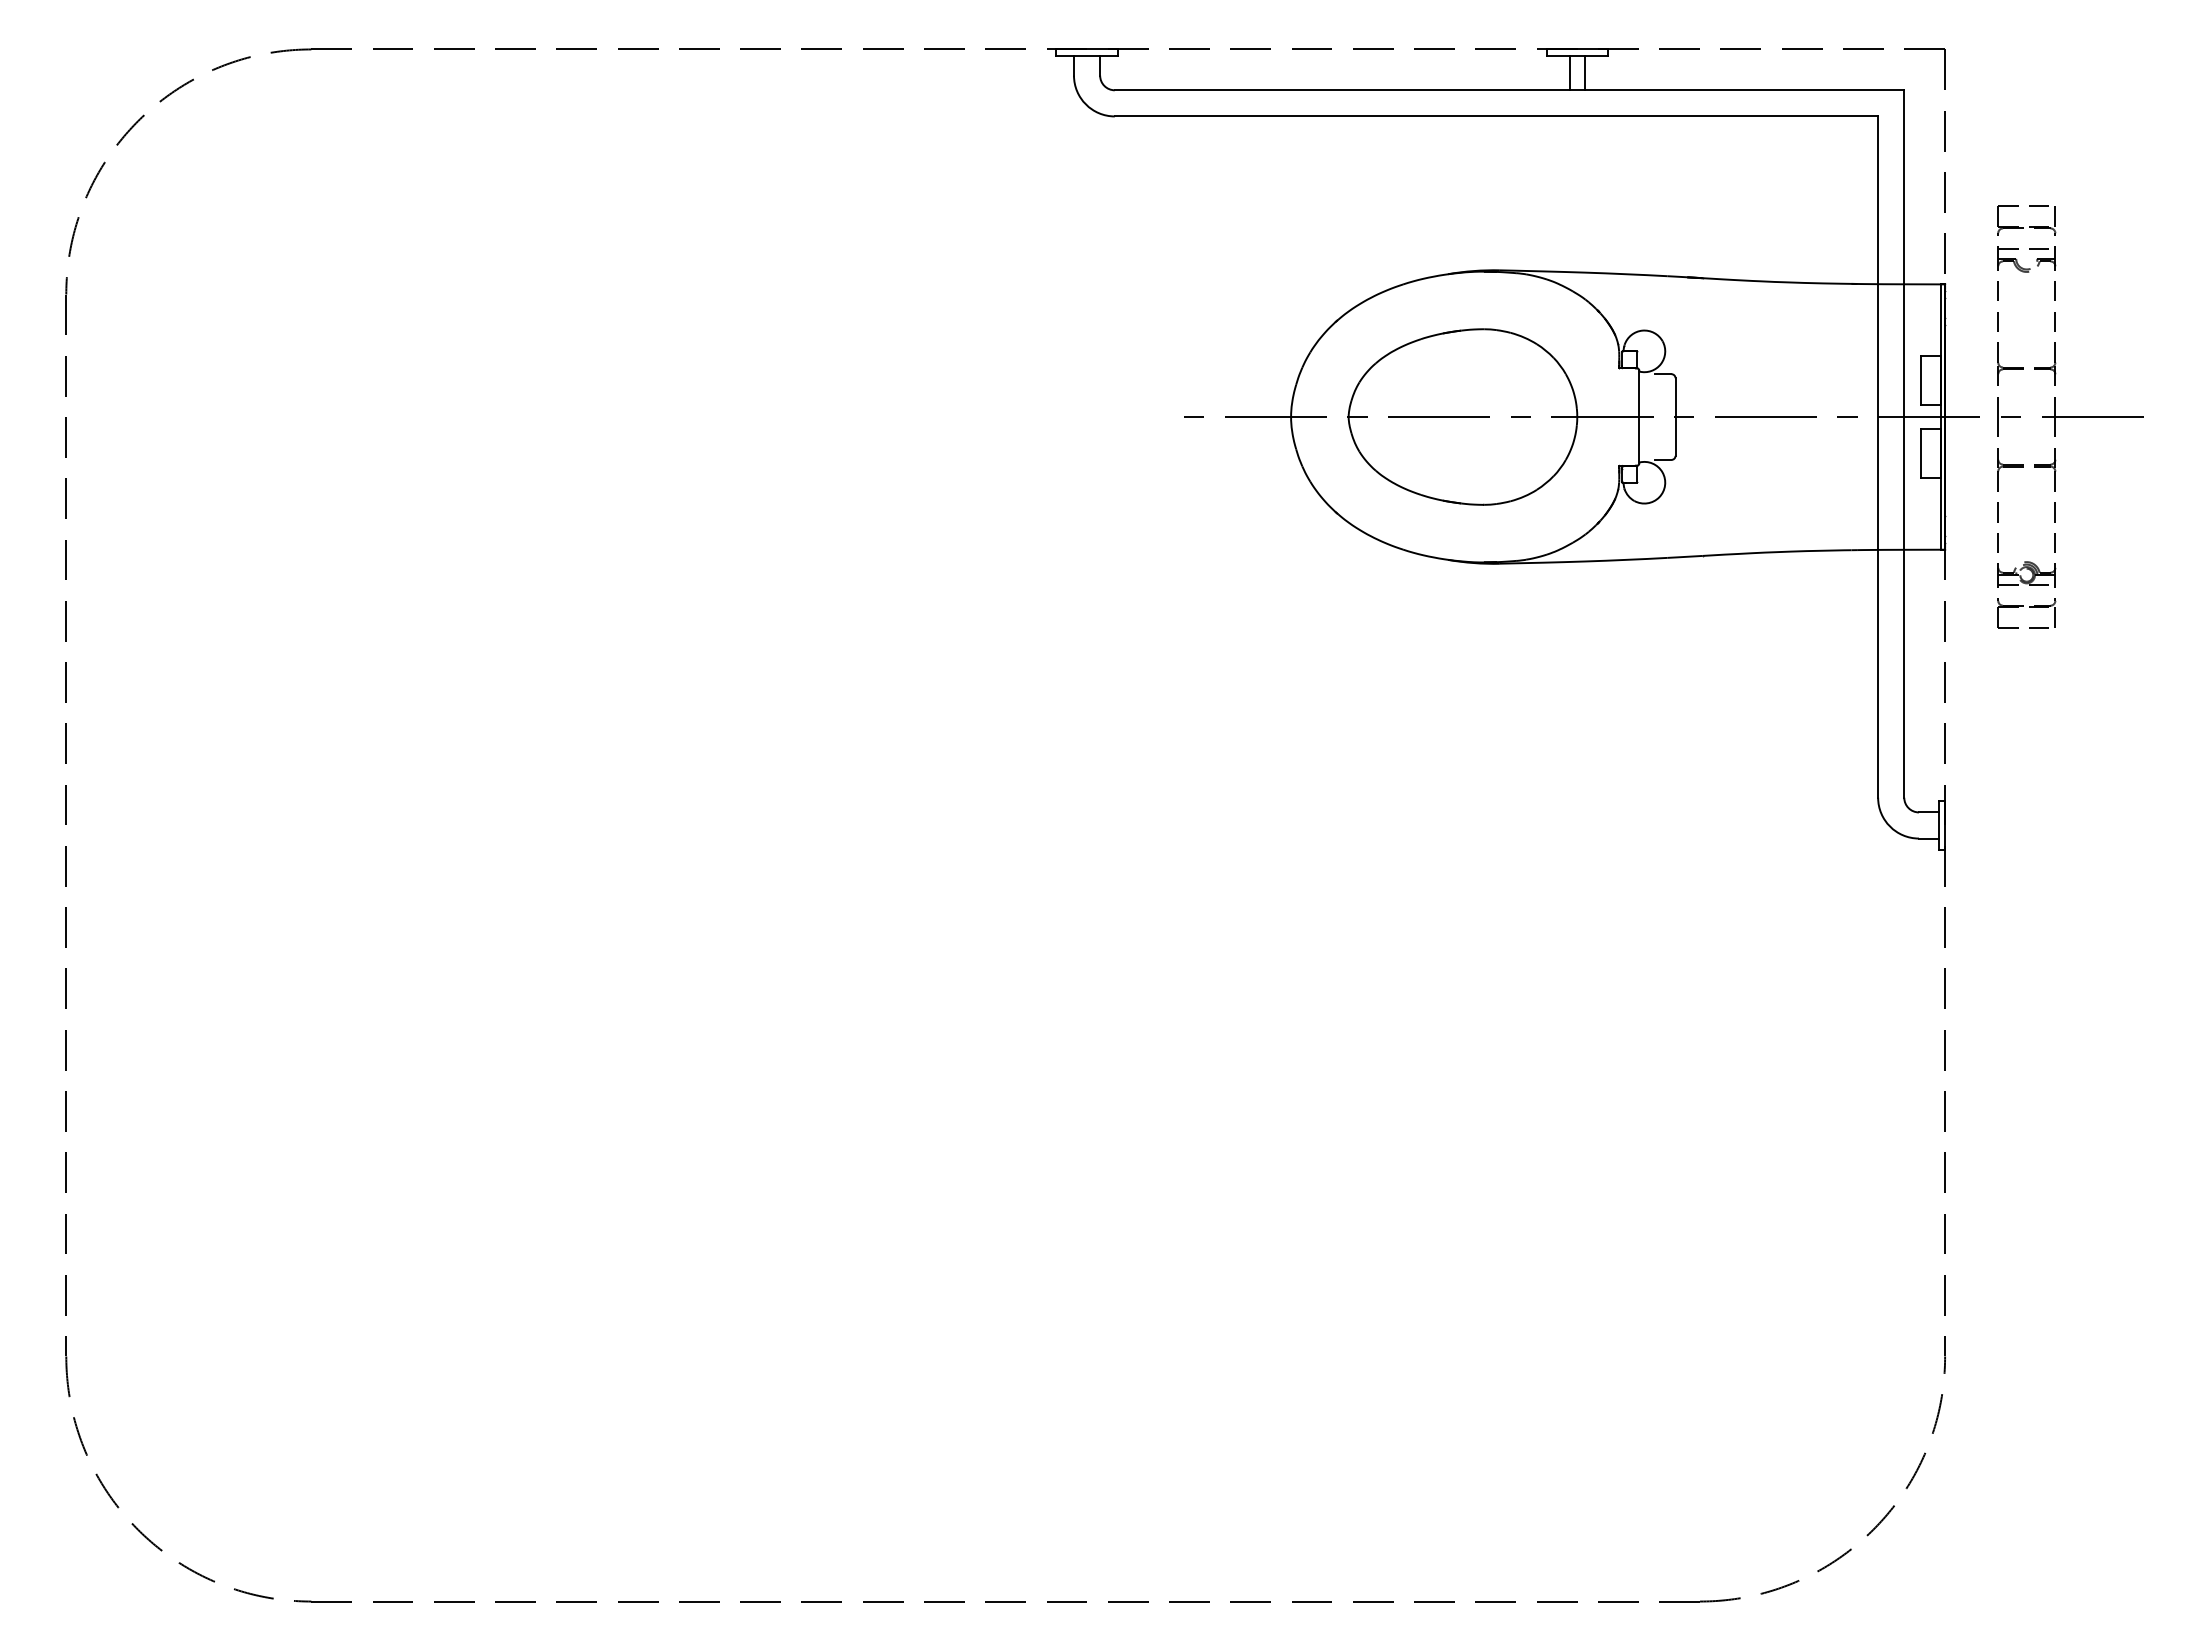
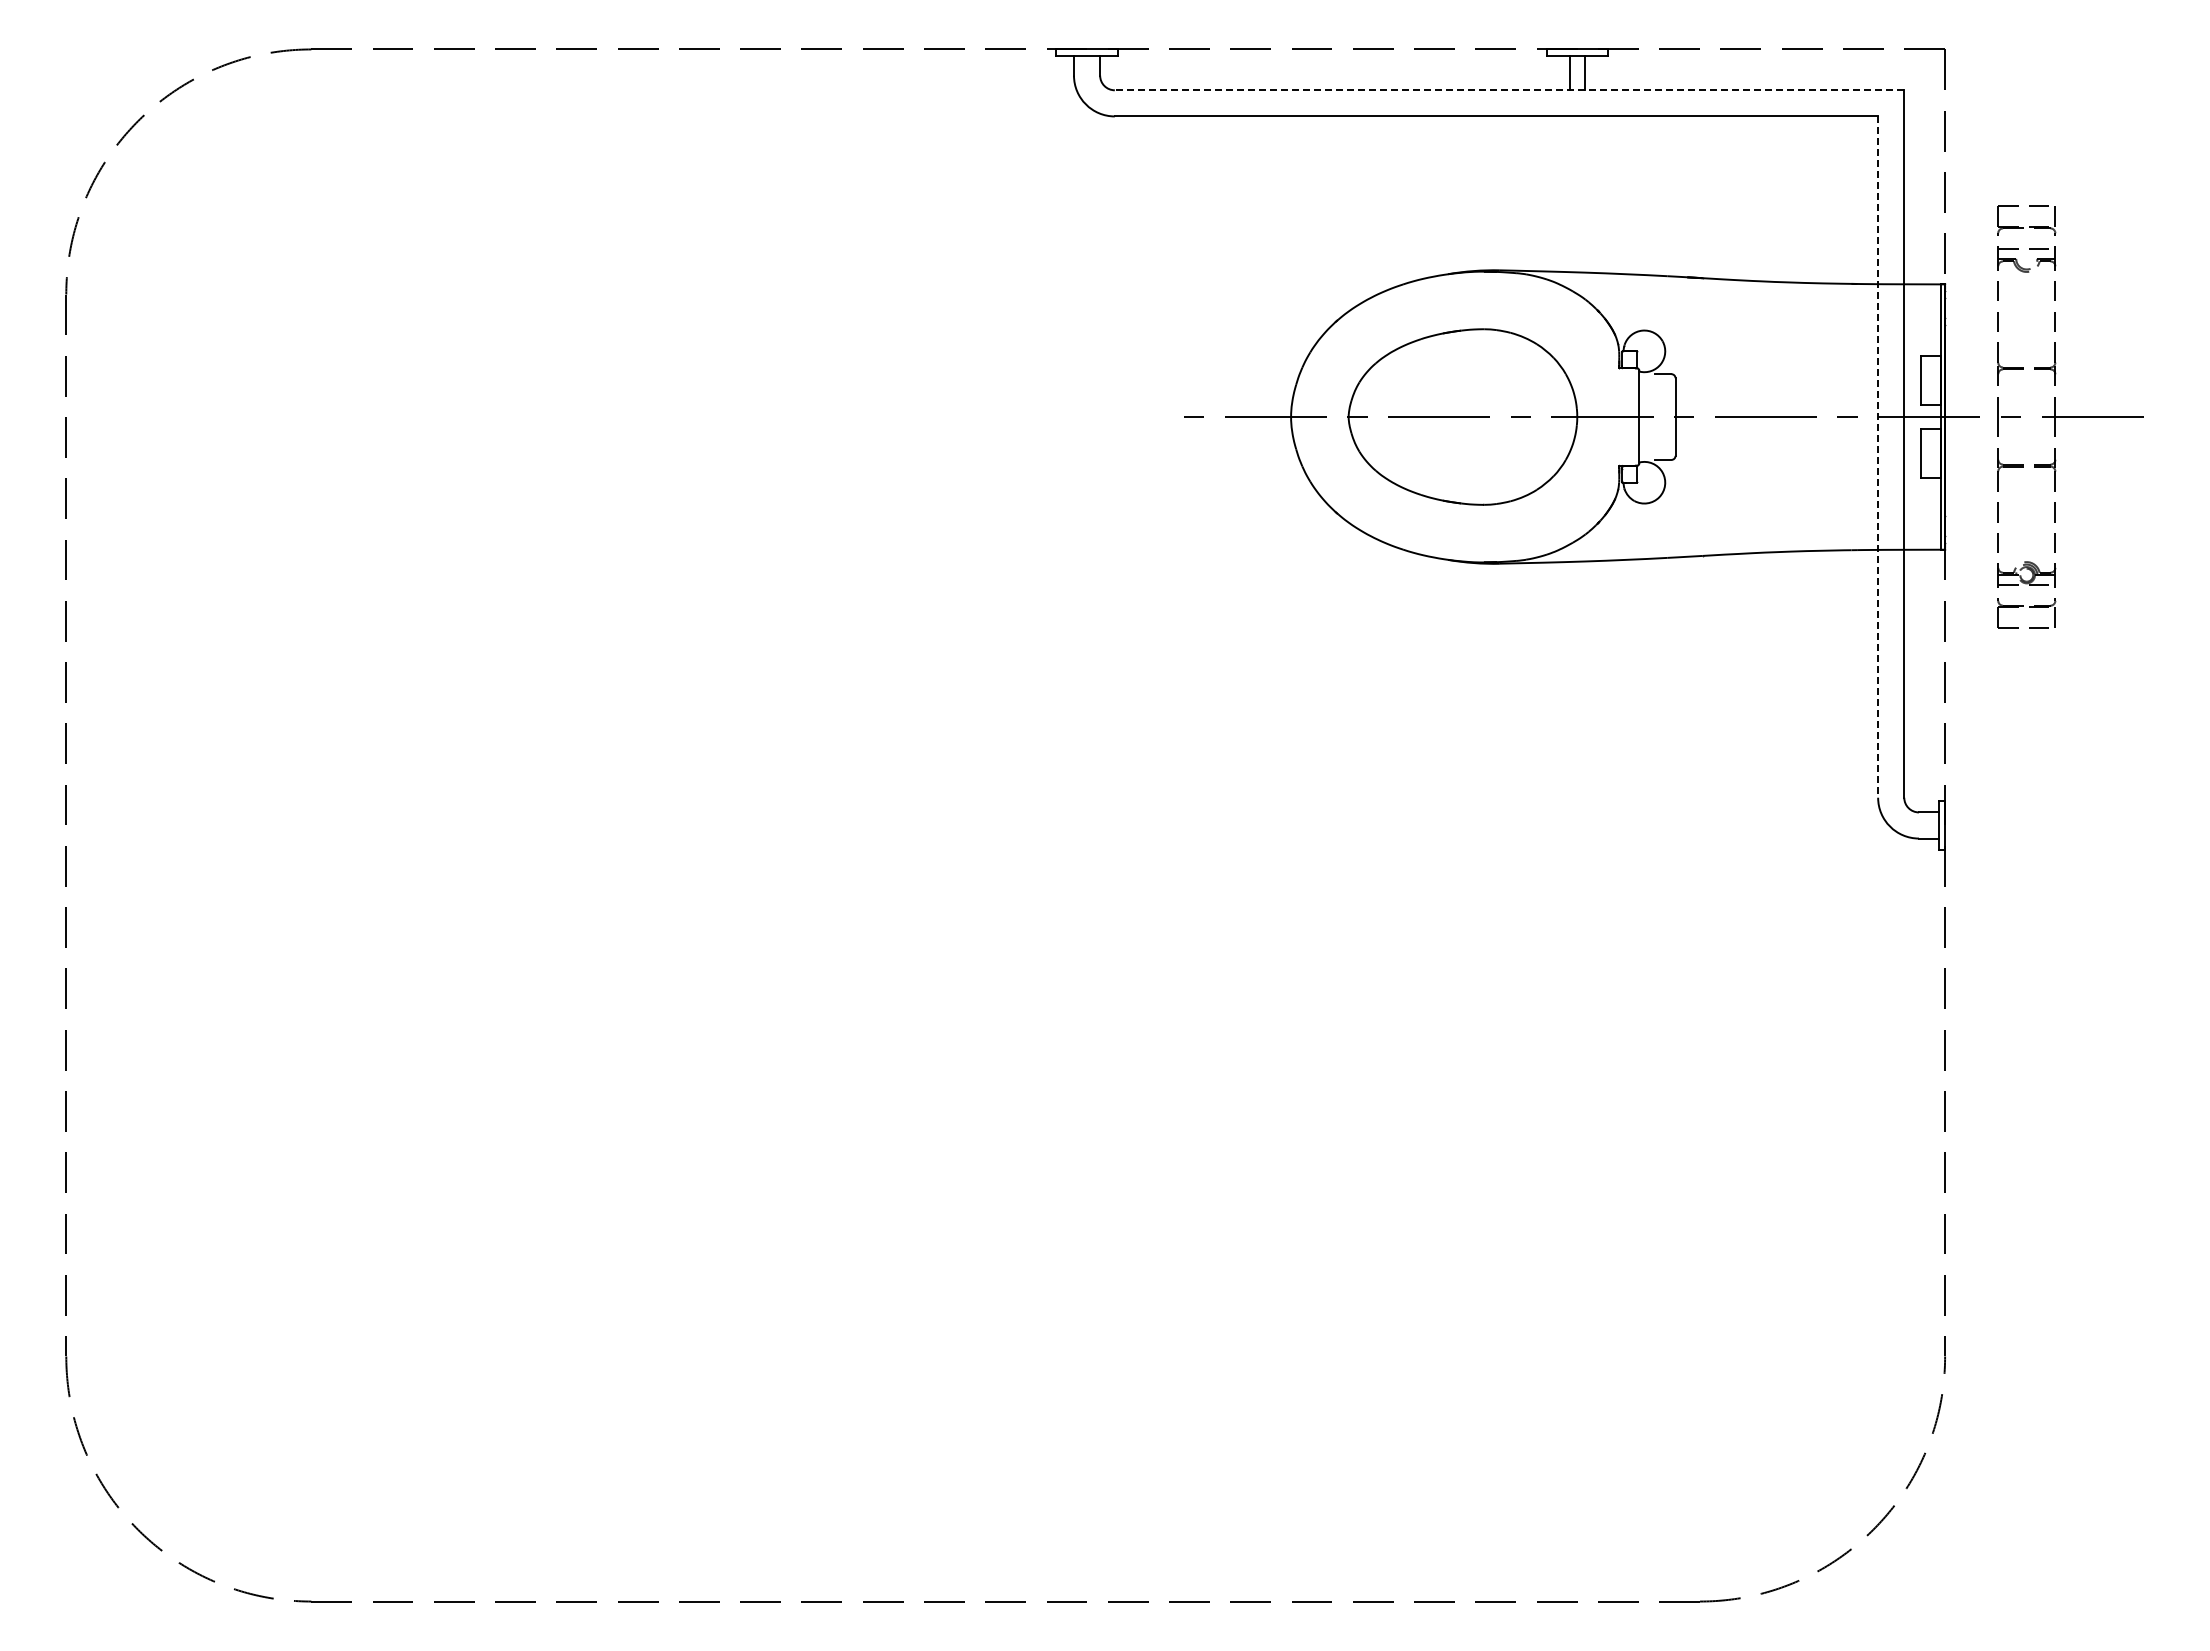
line: solid -> dashed (1509, 90)
line: solid -> dashed (1878, 457)
